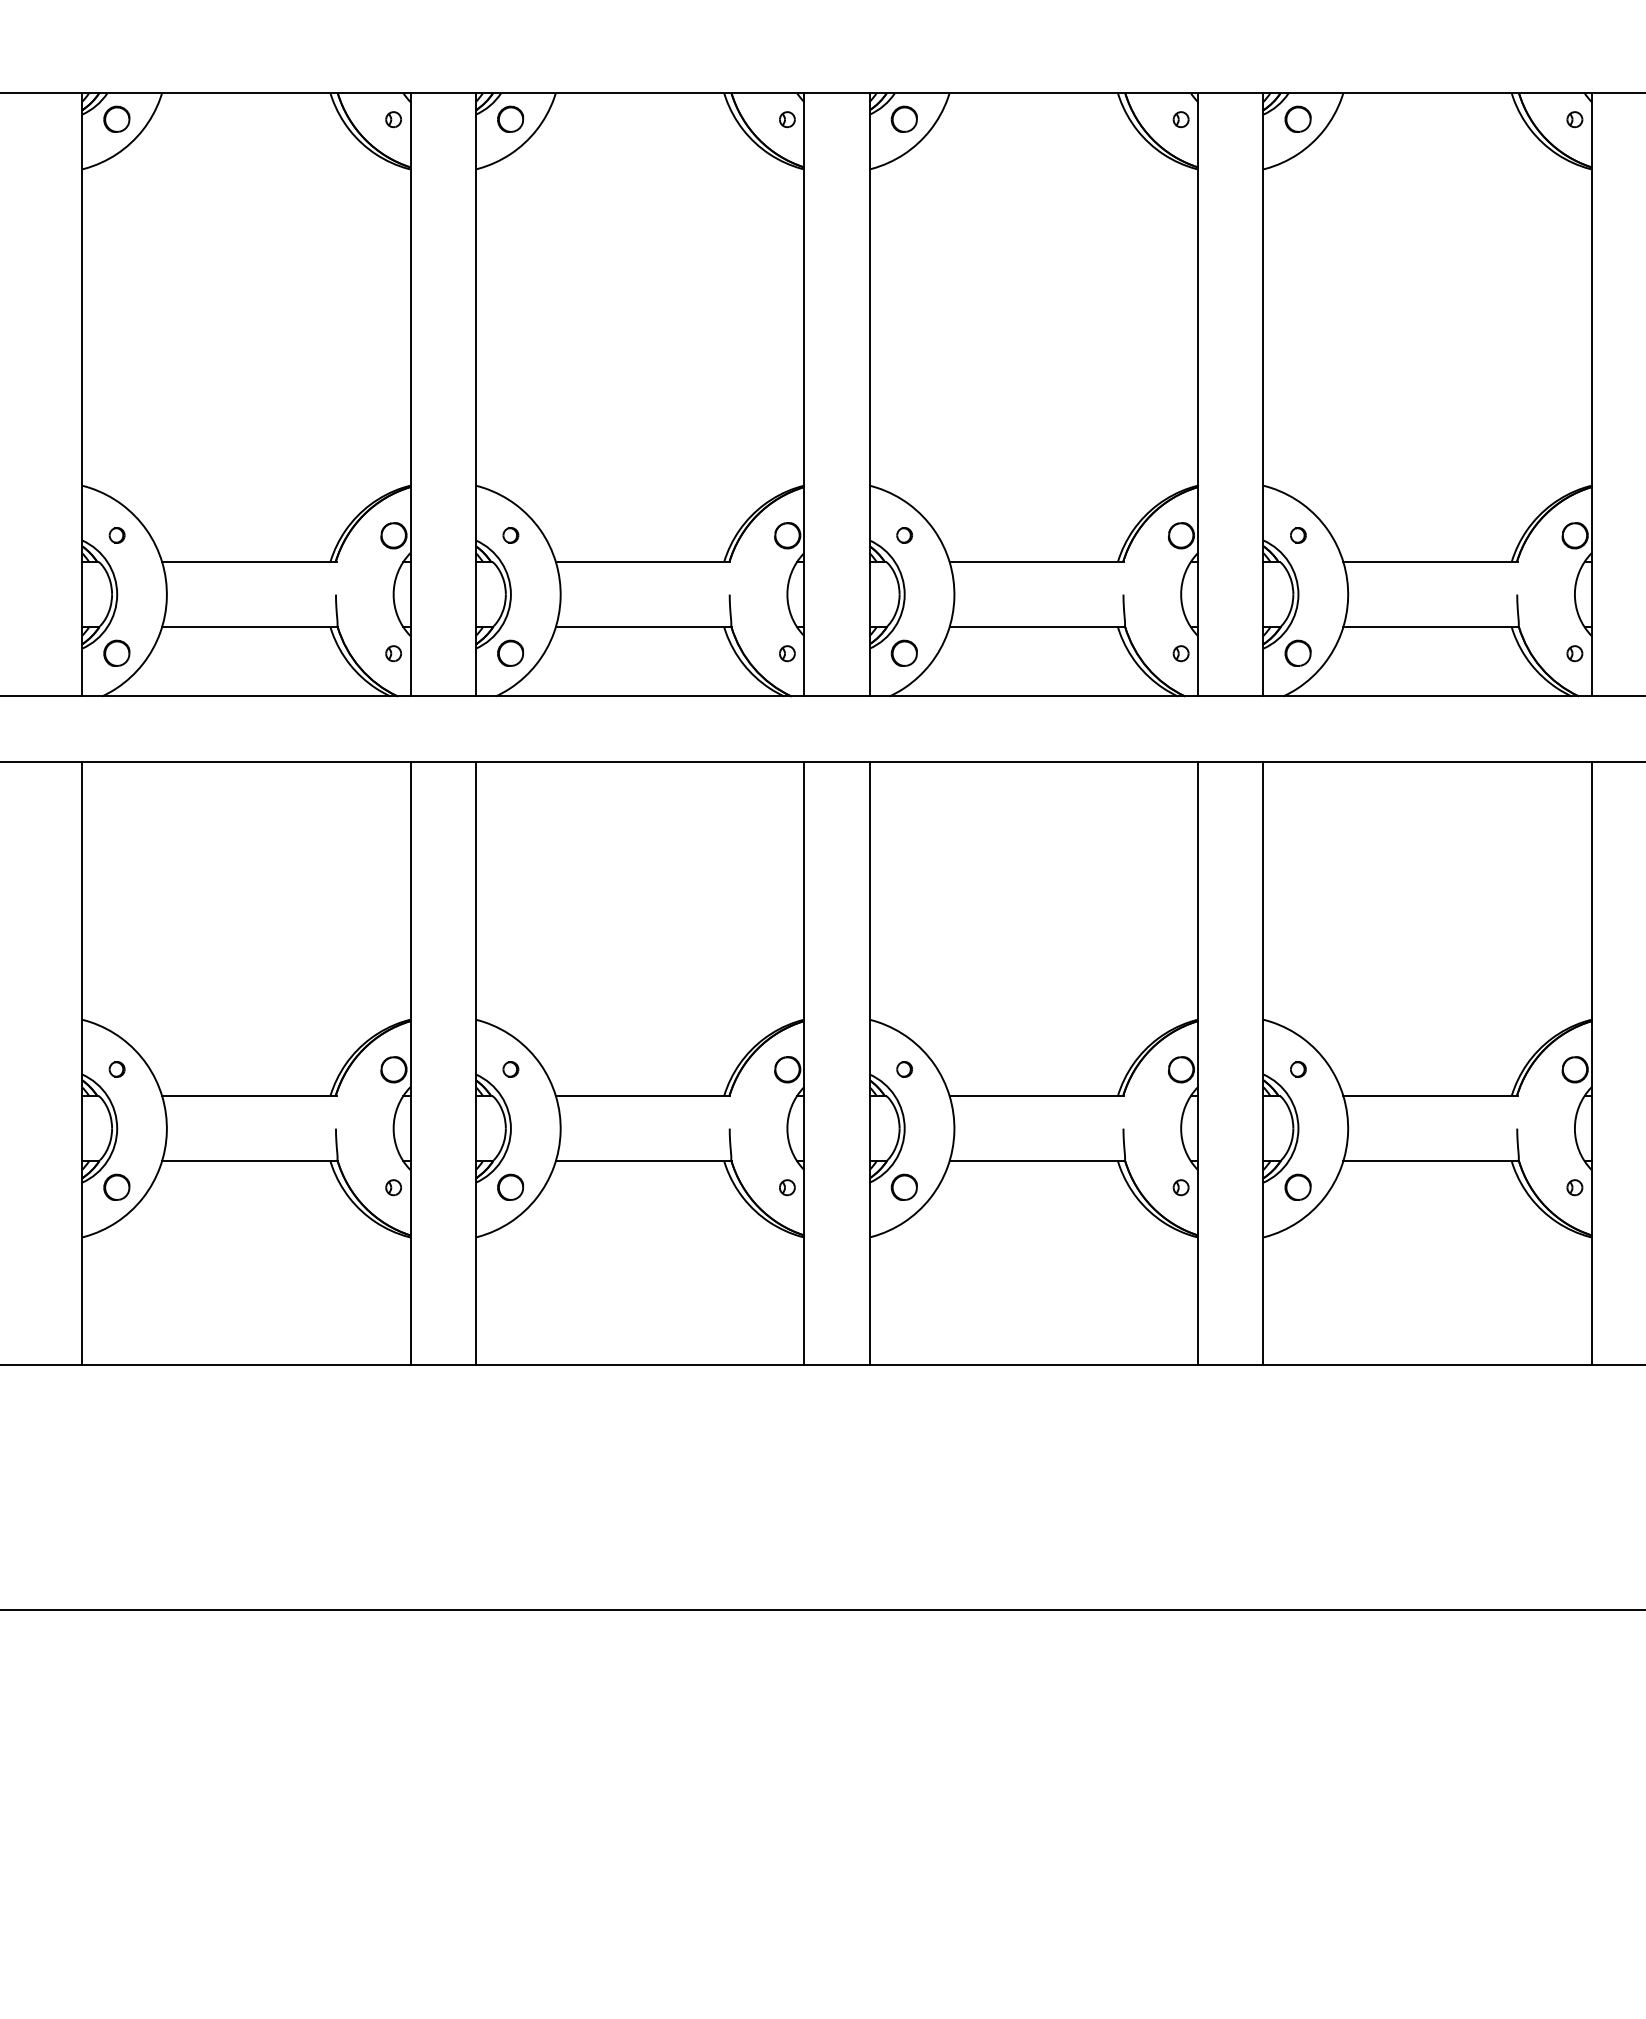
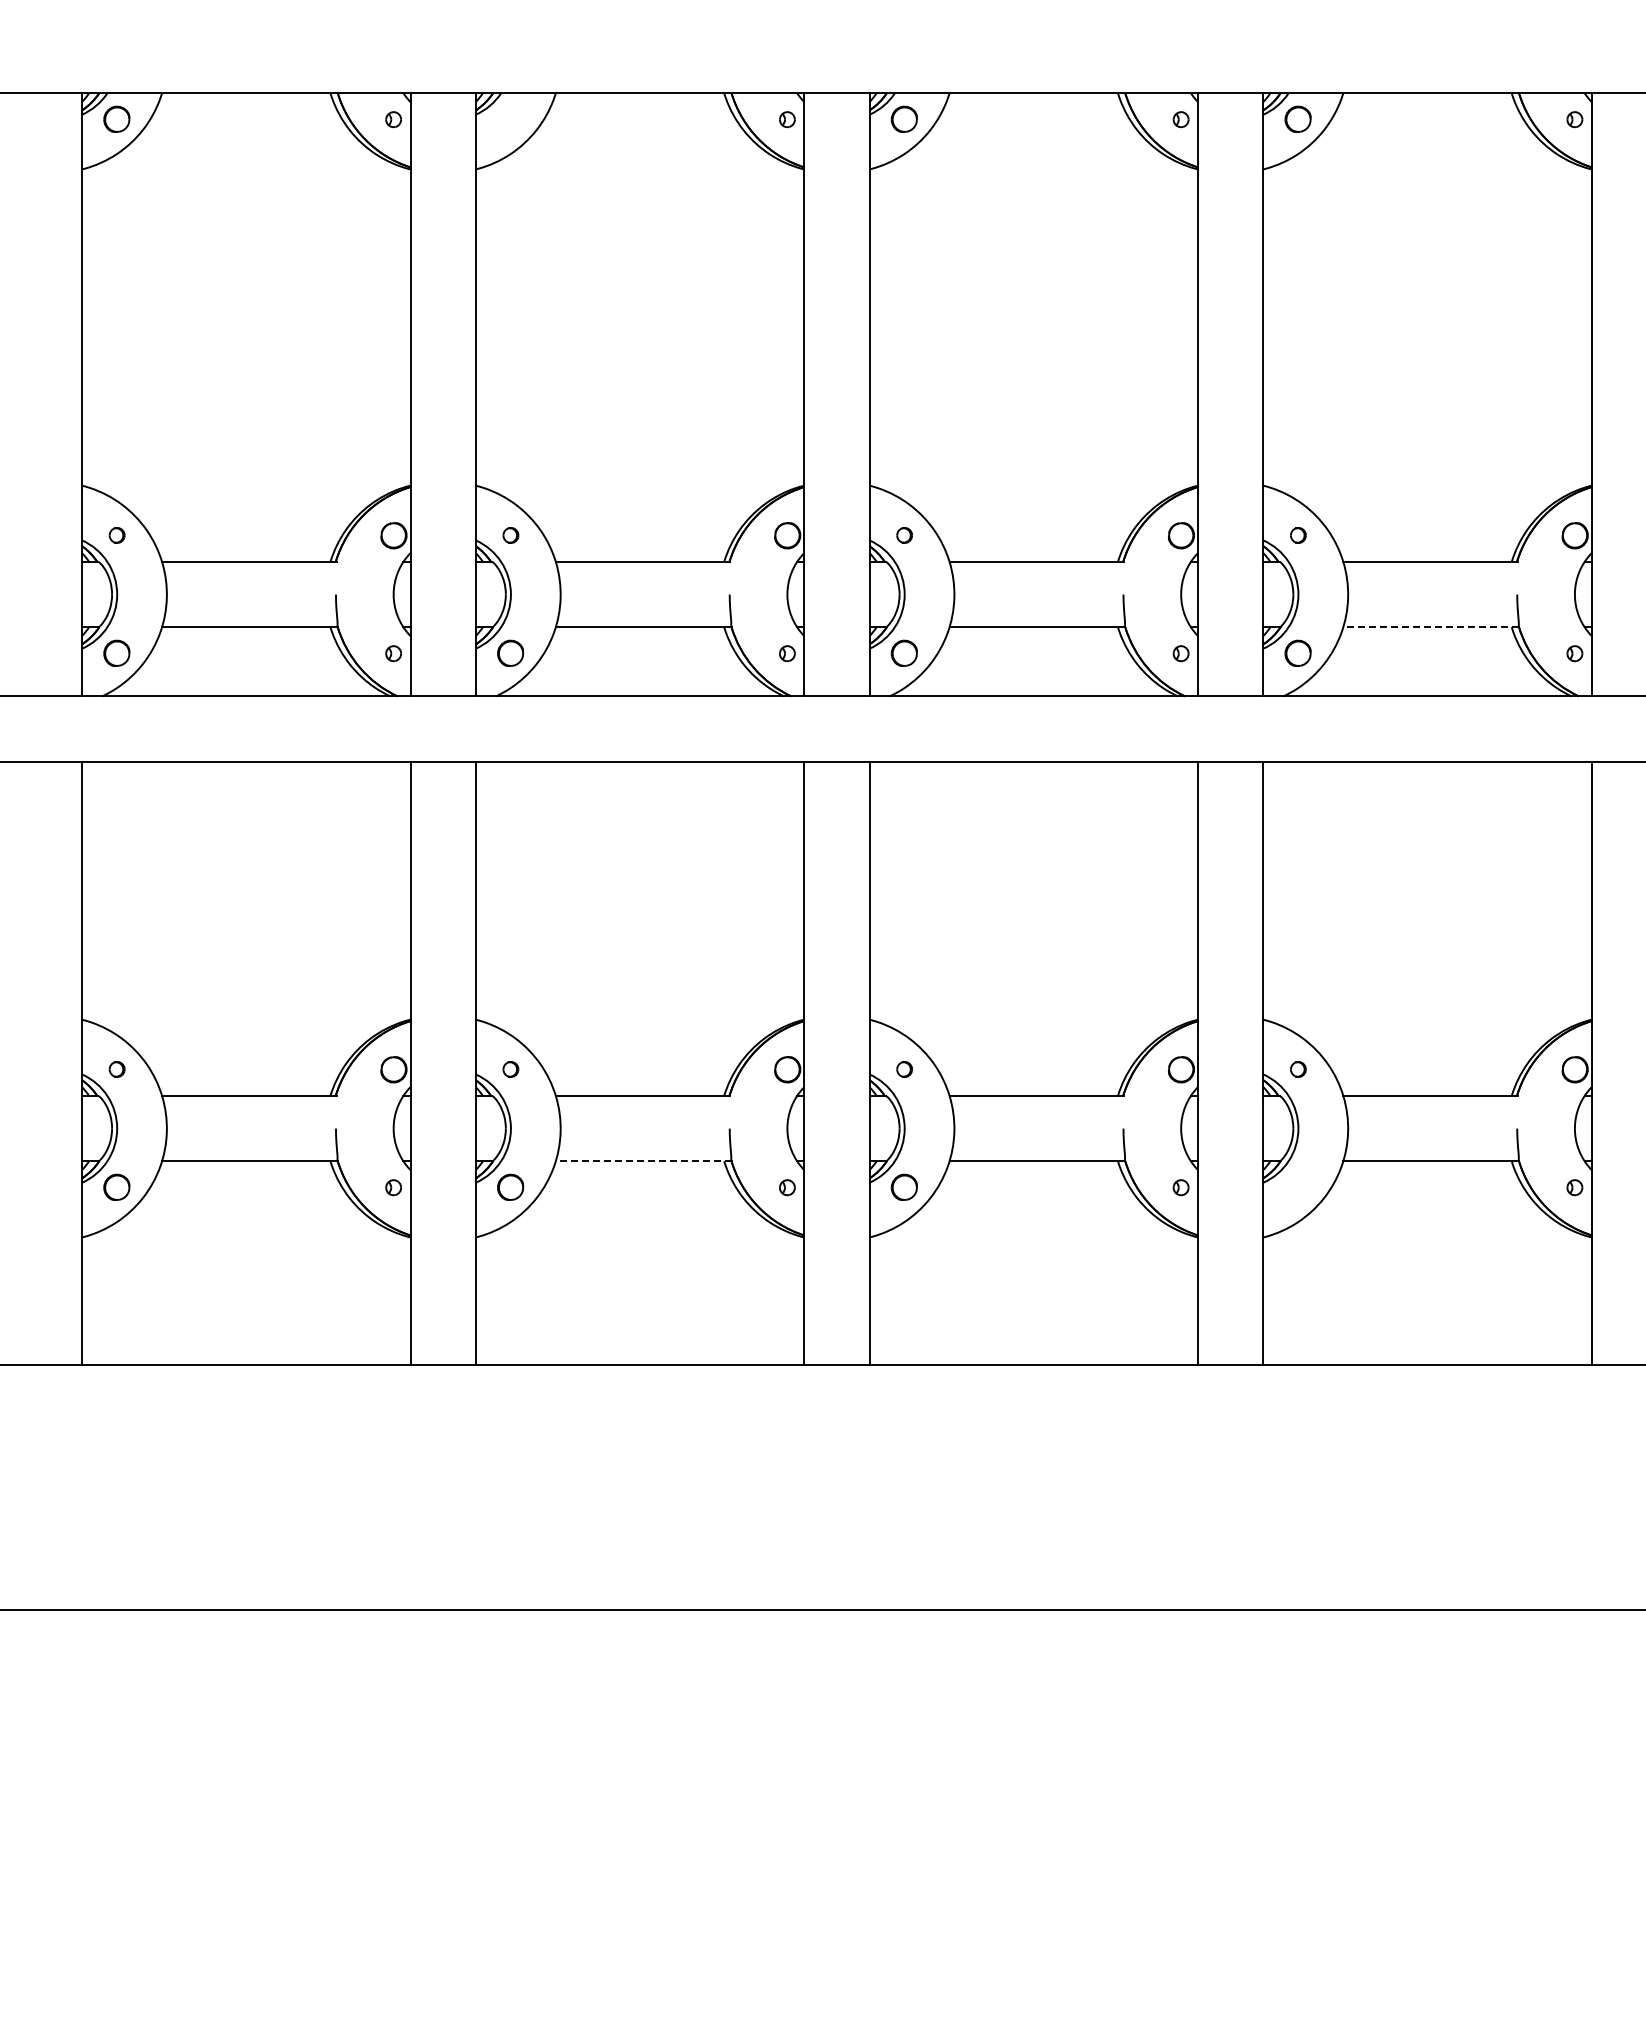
part: present -> none (510, 118)
line: solid -> dashed (1431, 627)
line: solid -> dashed (643, 1161)
part: present -> none (1297, 1186)
